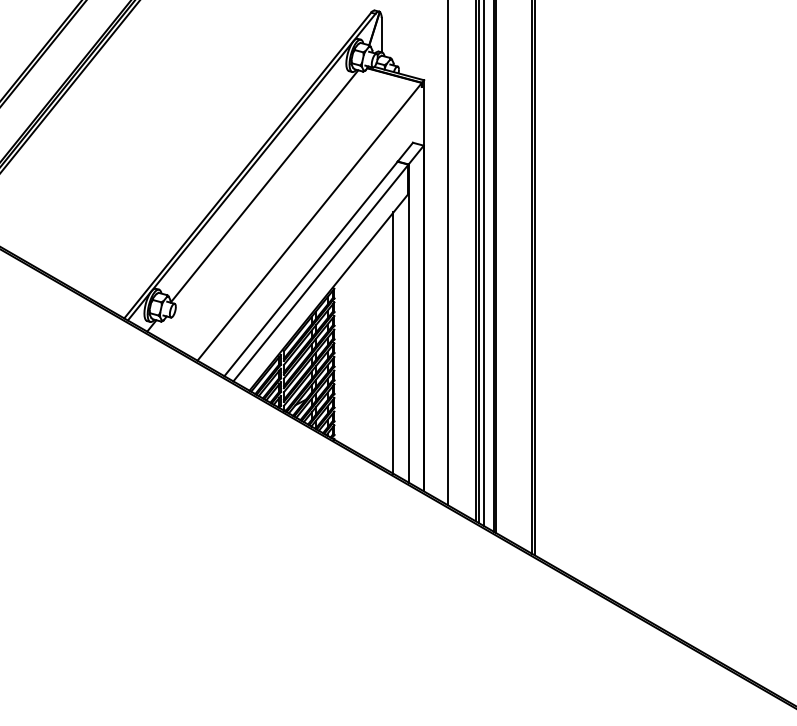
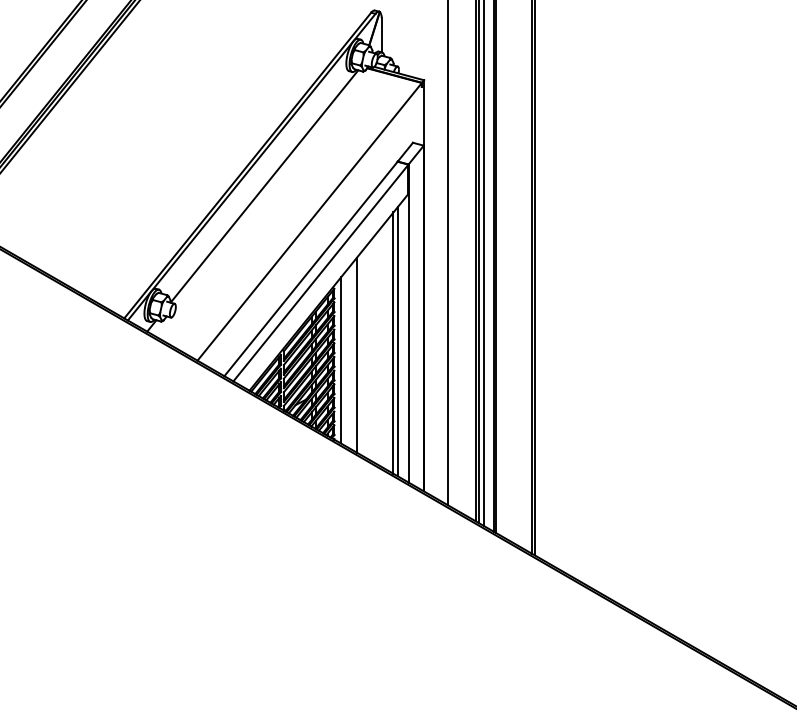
line: none -> present (397, 341)
line: none -> present (357, 354)
line: none -> present (340, 360)
